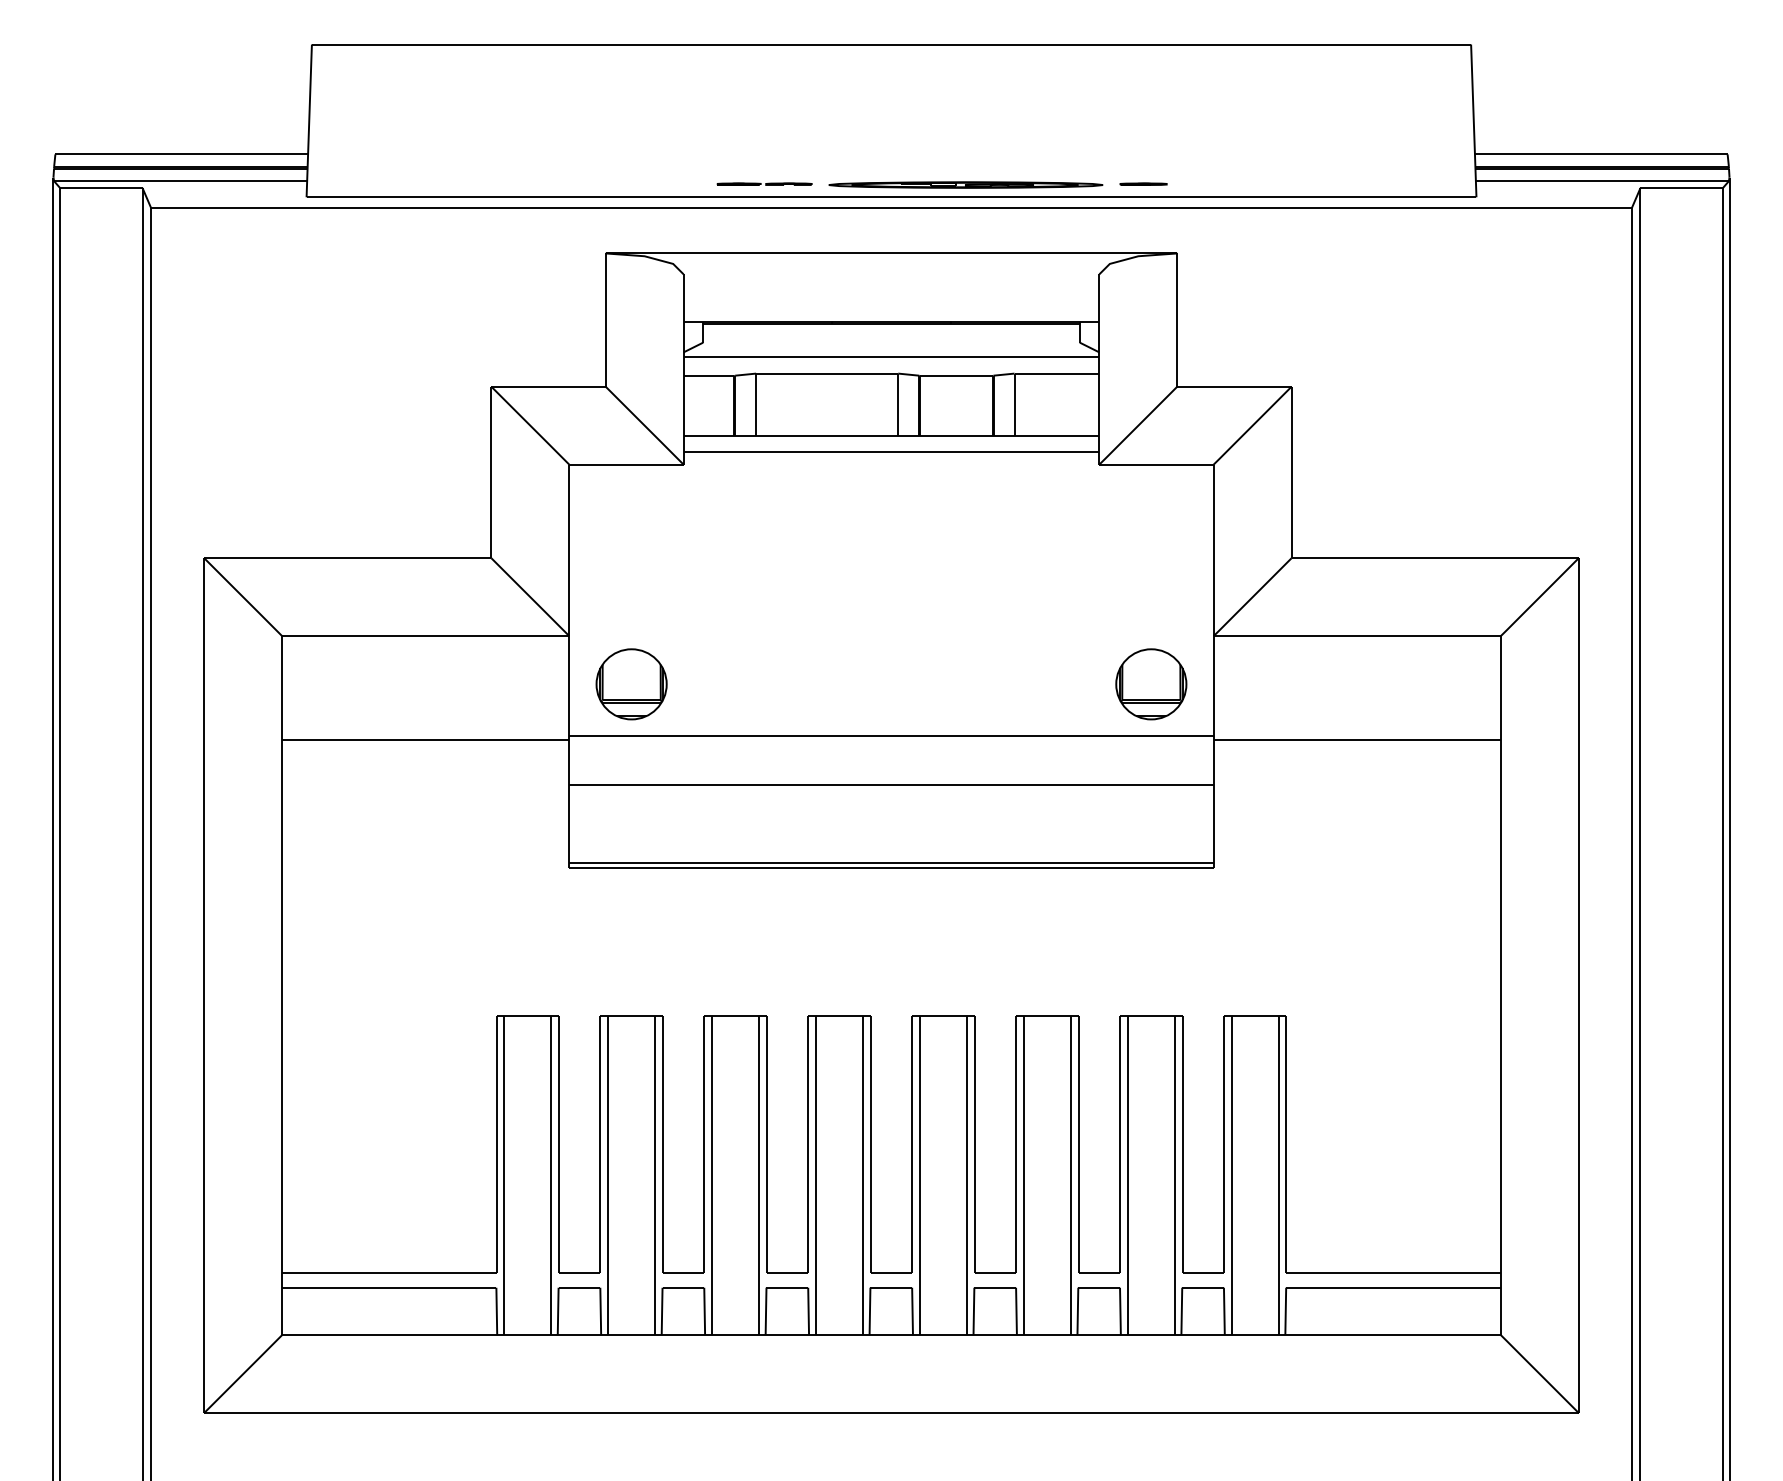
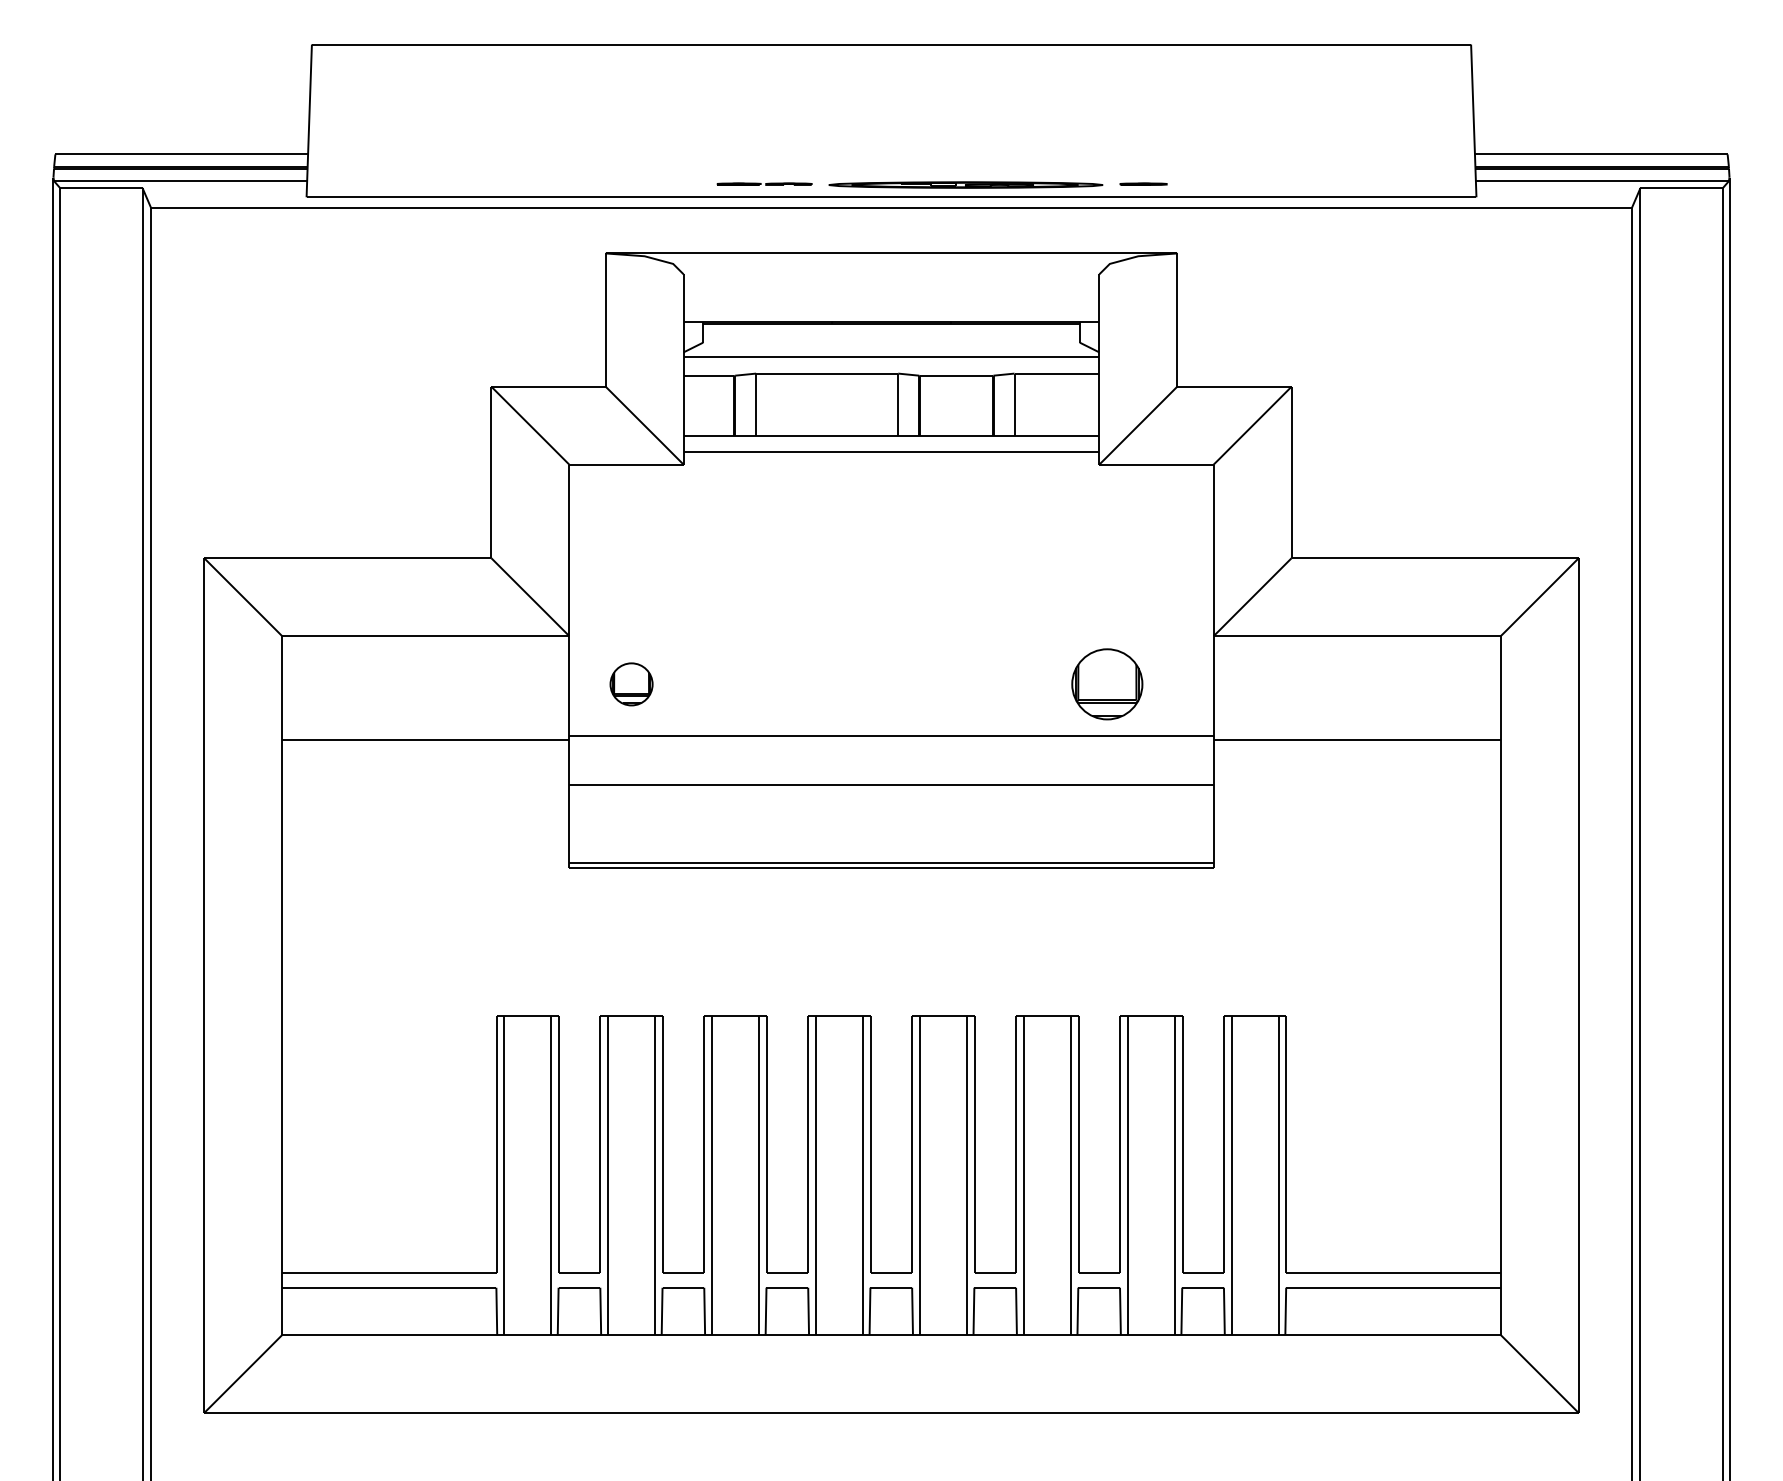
part size: 73x73 px -> 45x45 px (631, 684)
part position: (1151, 684) -> (1107, 684) (1107, 684)
